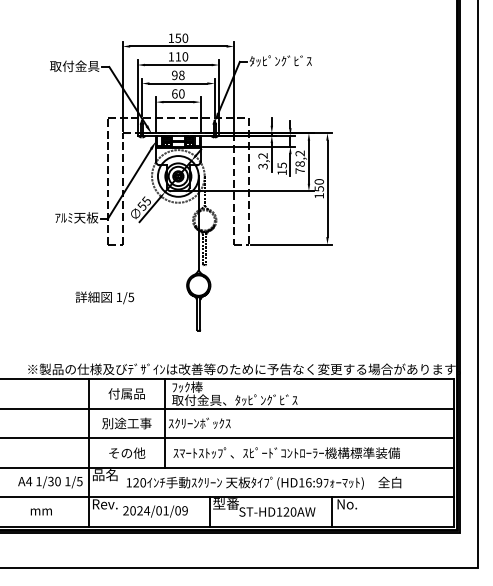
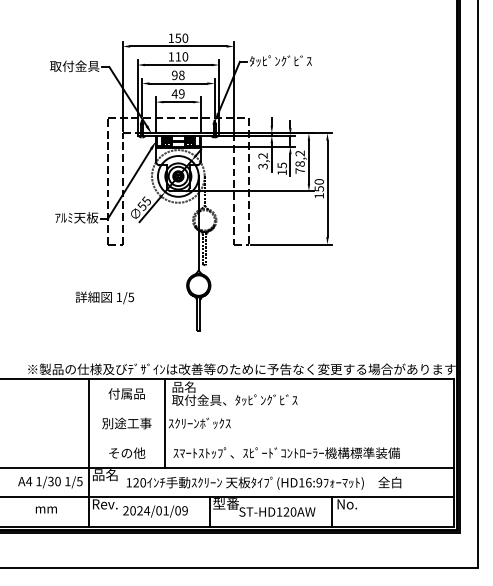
text: 60 -> 49 (177, 93)
text: ﾌｯｸ棒 -> 品名 (187, 386)
line: present -> none (227, 408)
line: present -> none (227, 438)
text position: (40, 511) -> (45, 509) (45, 509)
